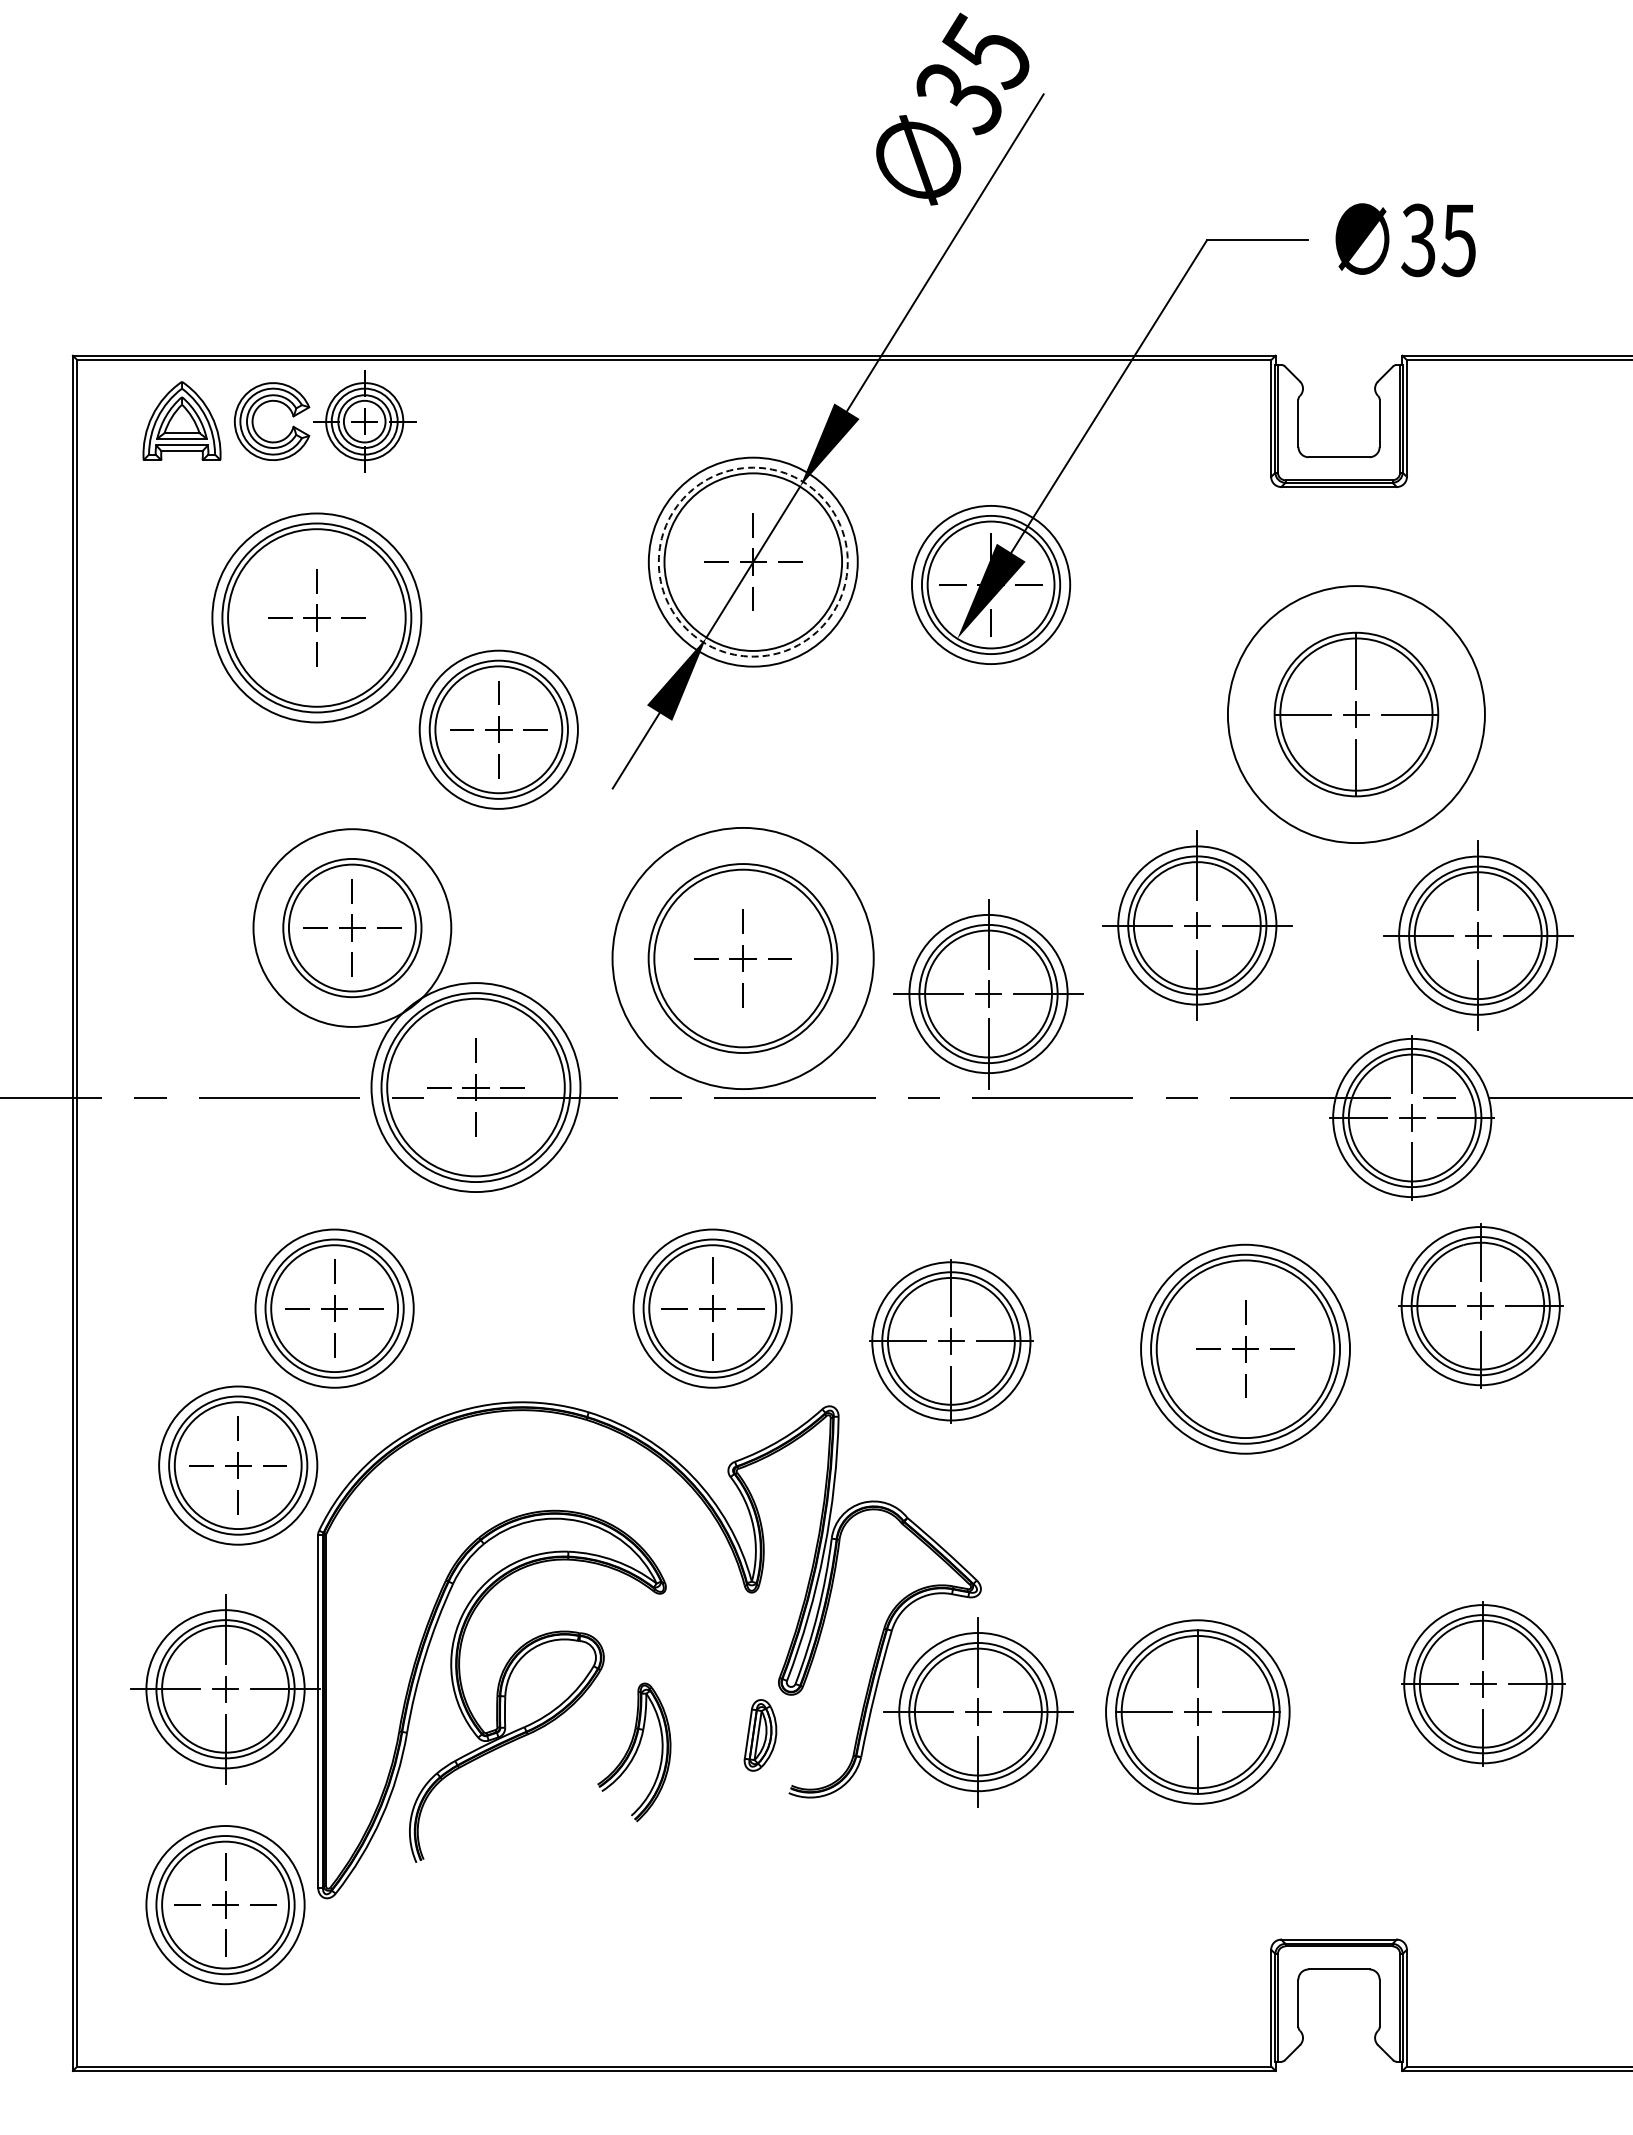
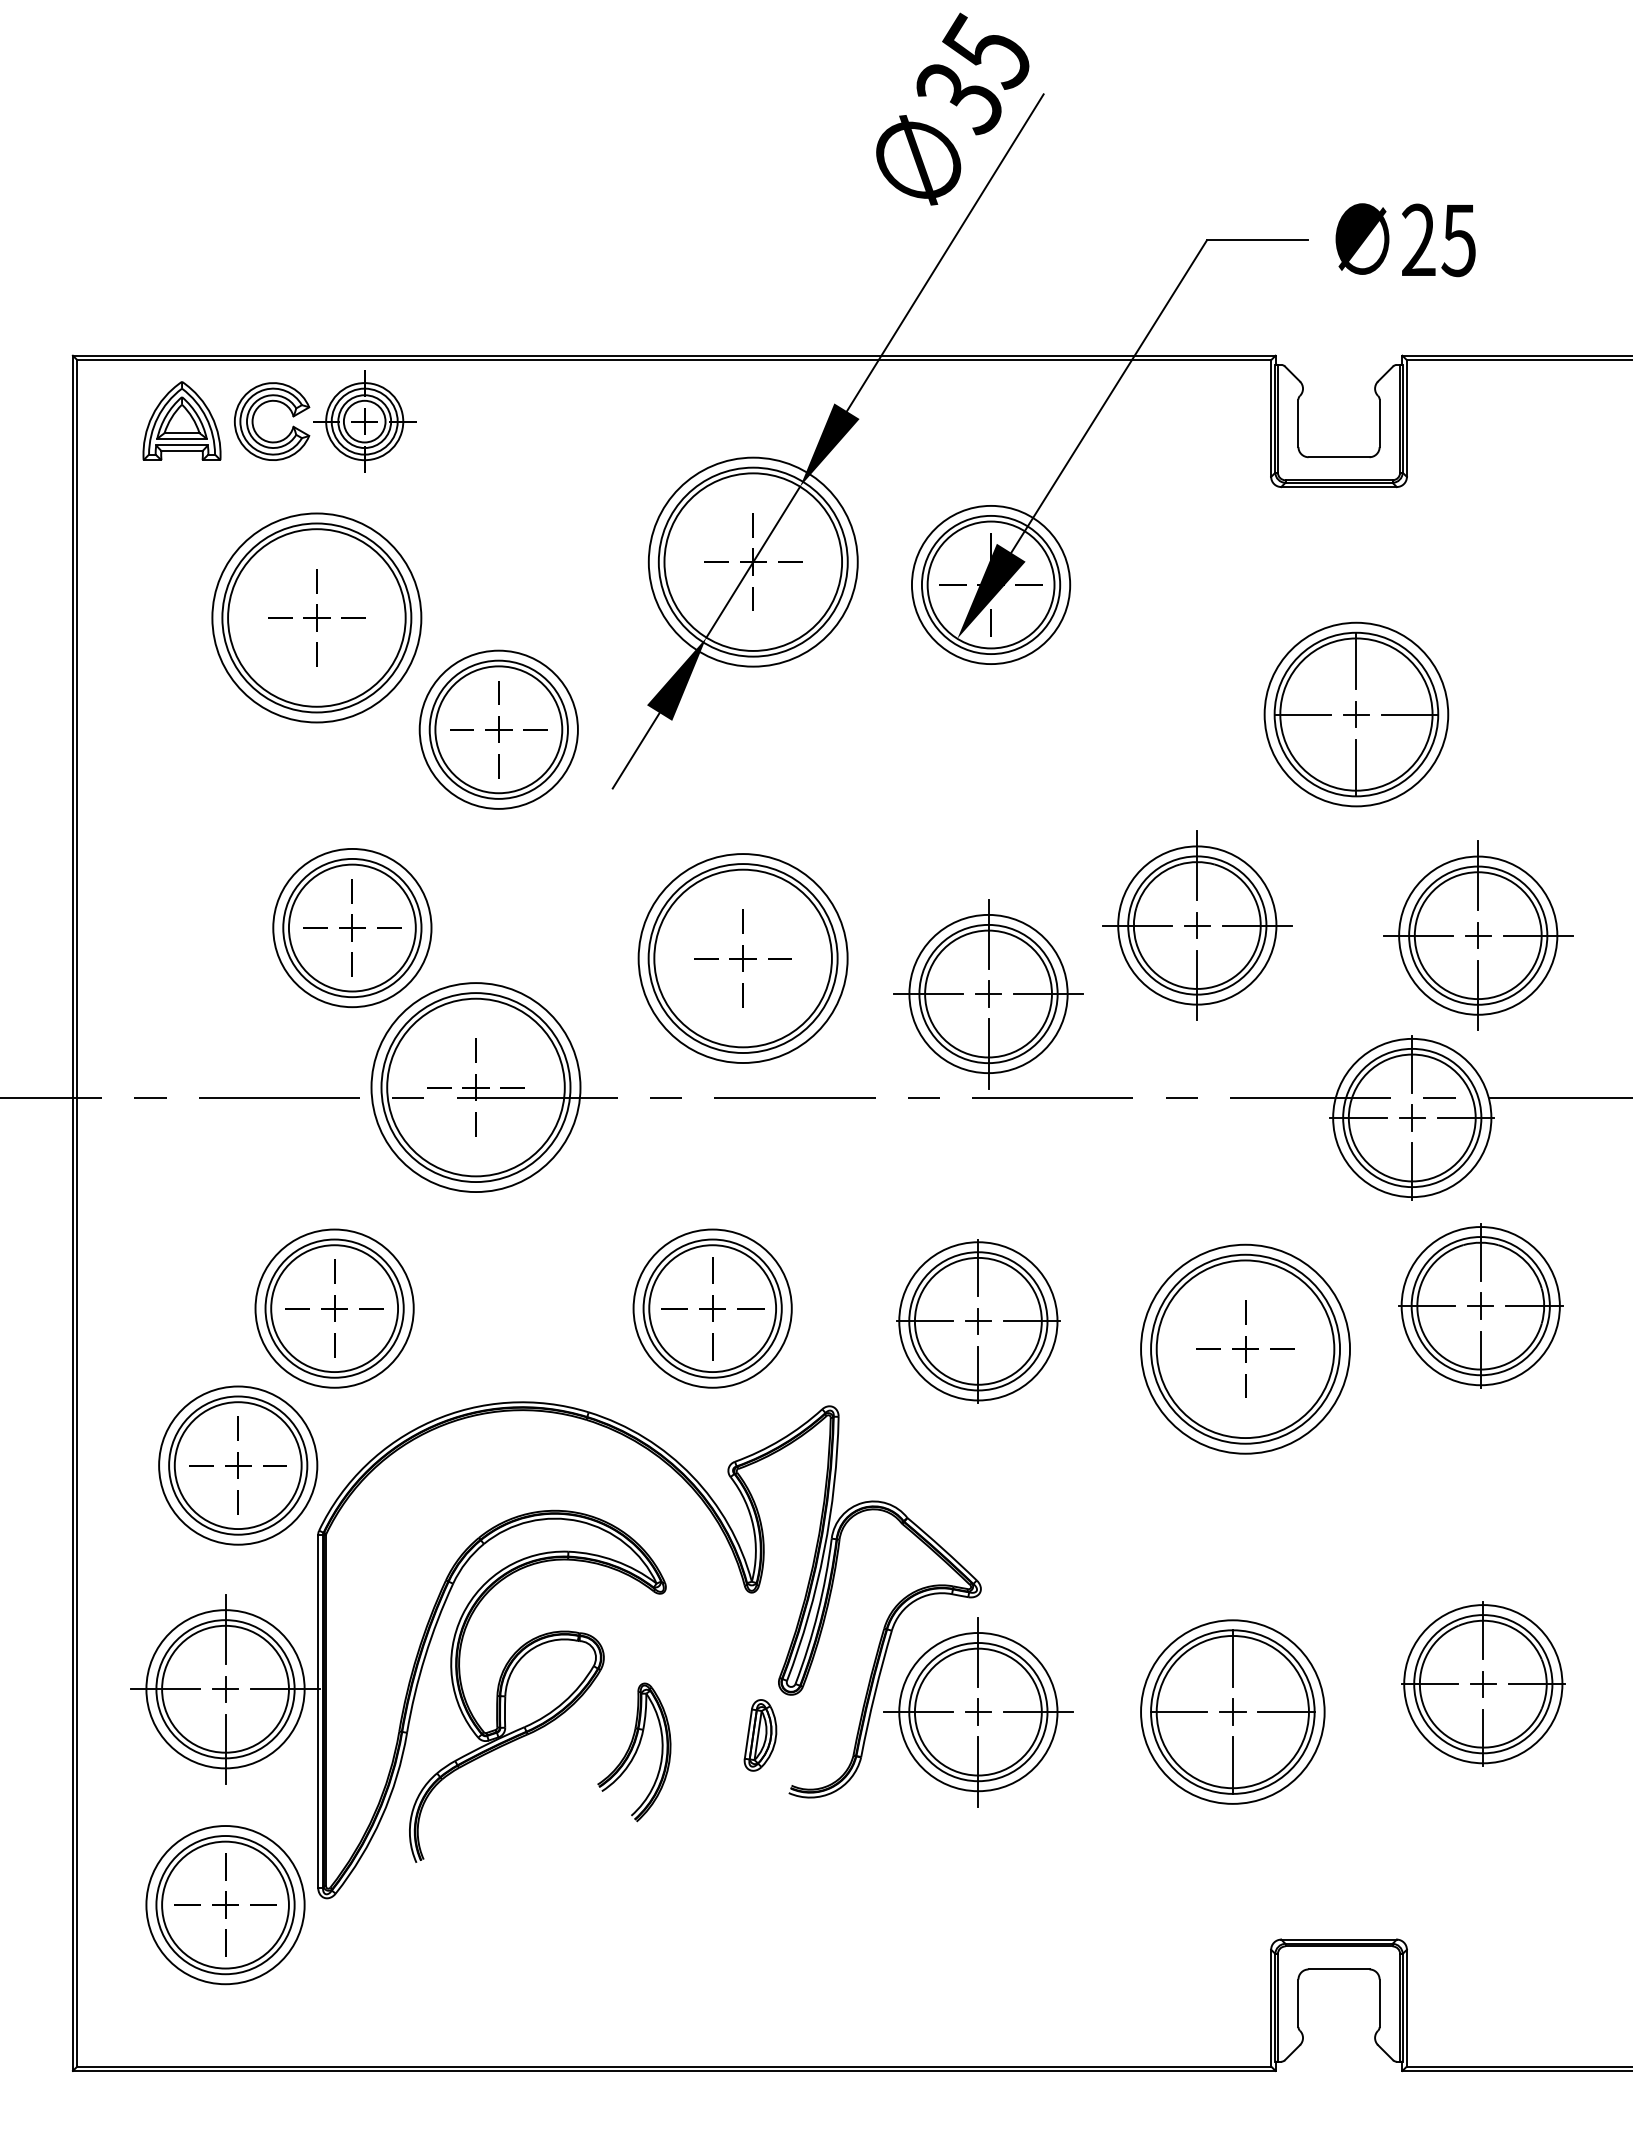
text: 35 -> 25 (1418, 240)
circle: dashed -> solid (752, 561)
circle diameter: 257 px -> 184 px (1356, 714)
circle diameter: 198 px -> 158 px (352, 927)
circle diameter: 261 px -> 209 px (742, 958)
part position: (951, 1341) -> (978, 1321) (978, 1321)
part position: (1197, 1711) -> (1232, 1711) (1232, 1711)
